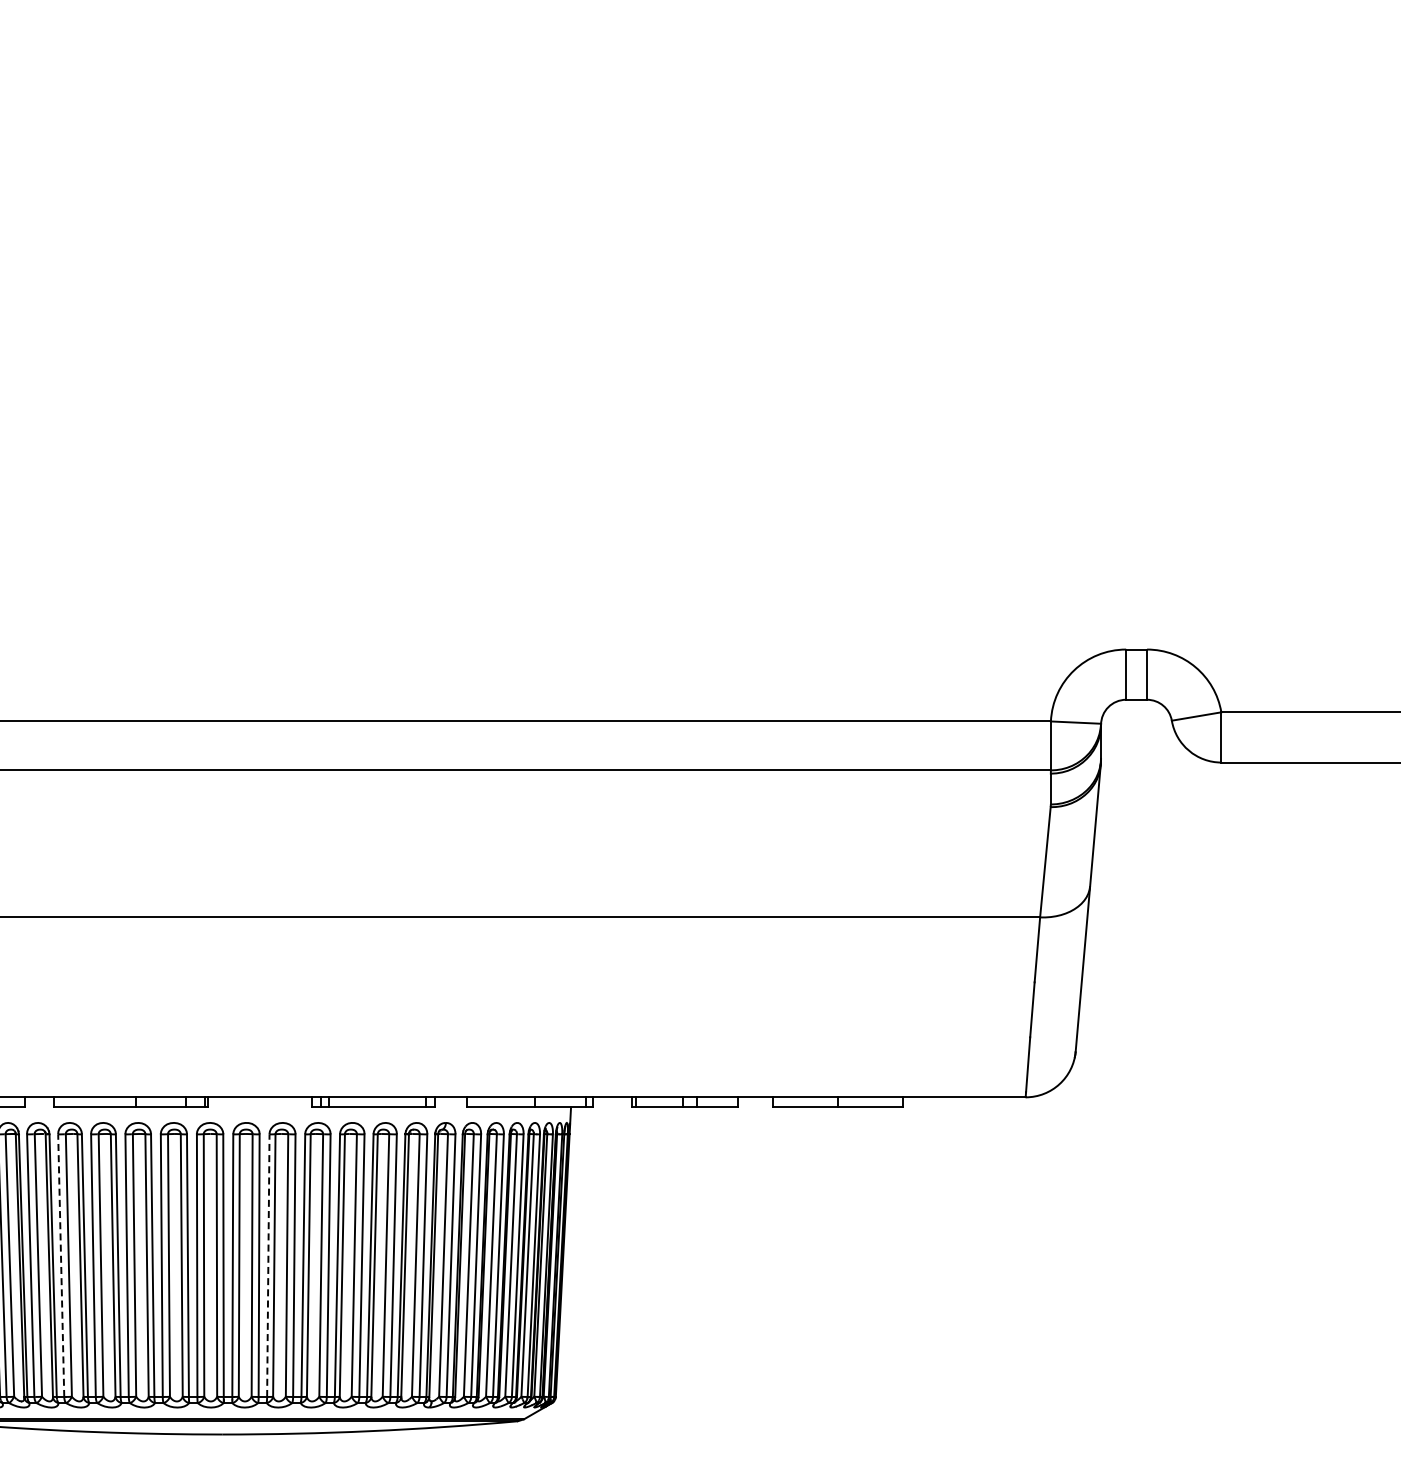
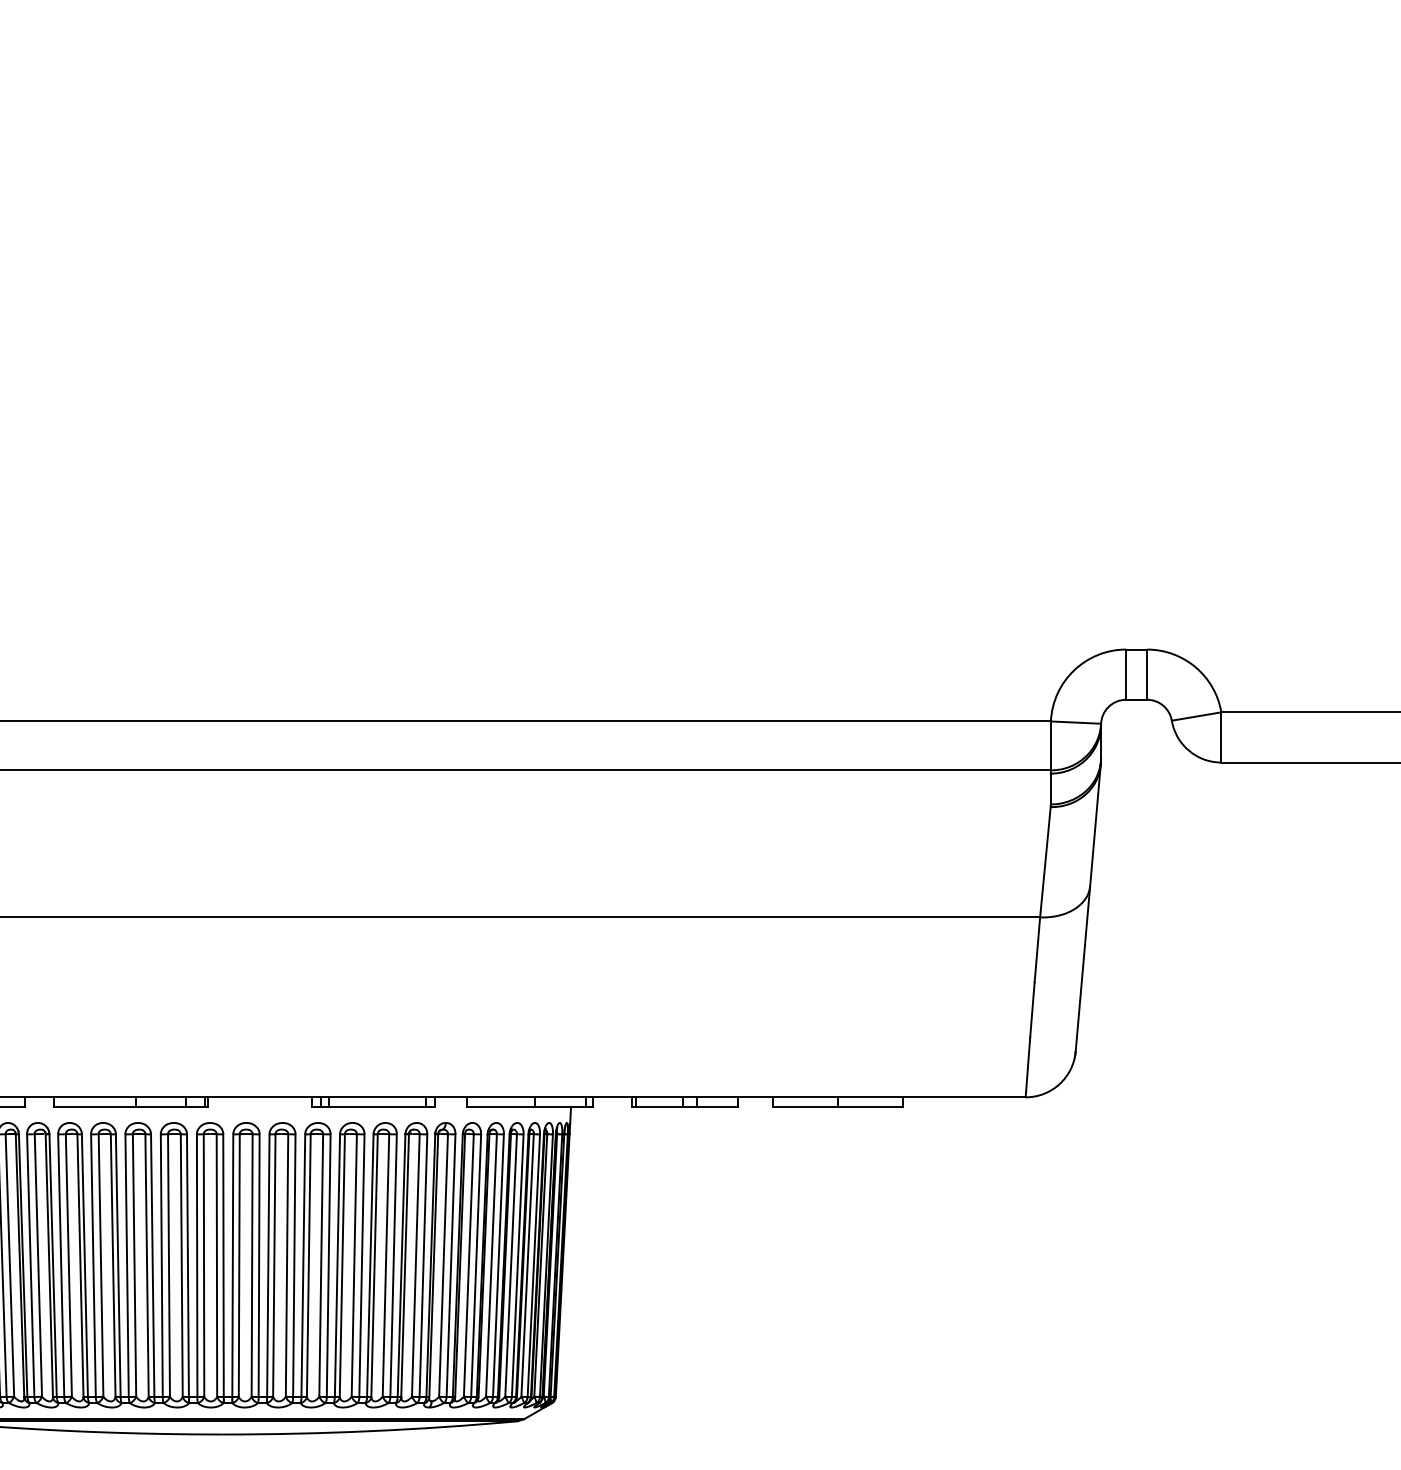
line: dashed -> solid (61, 1265)
line: dashed -> solid (268, 1265)
